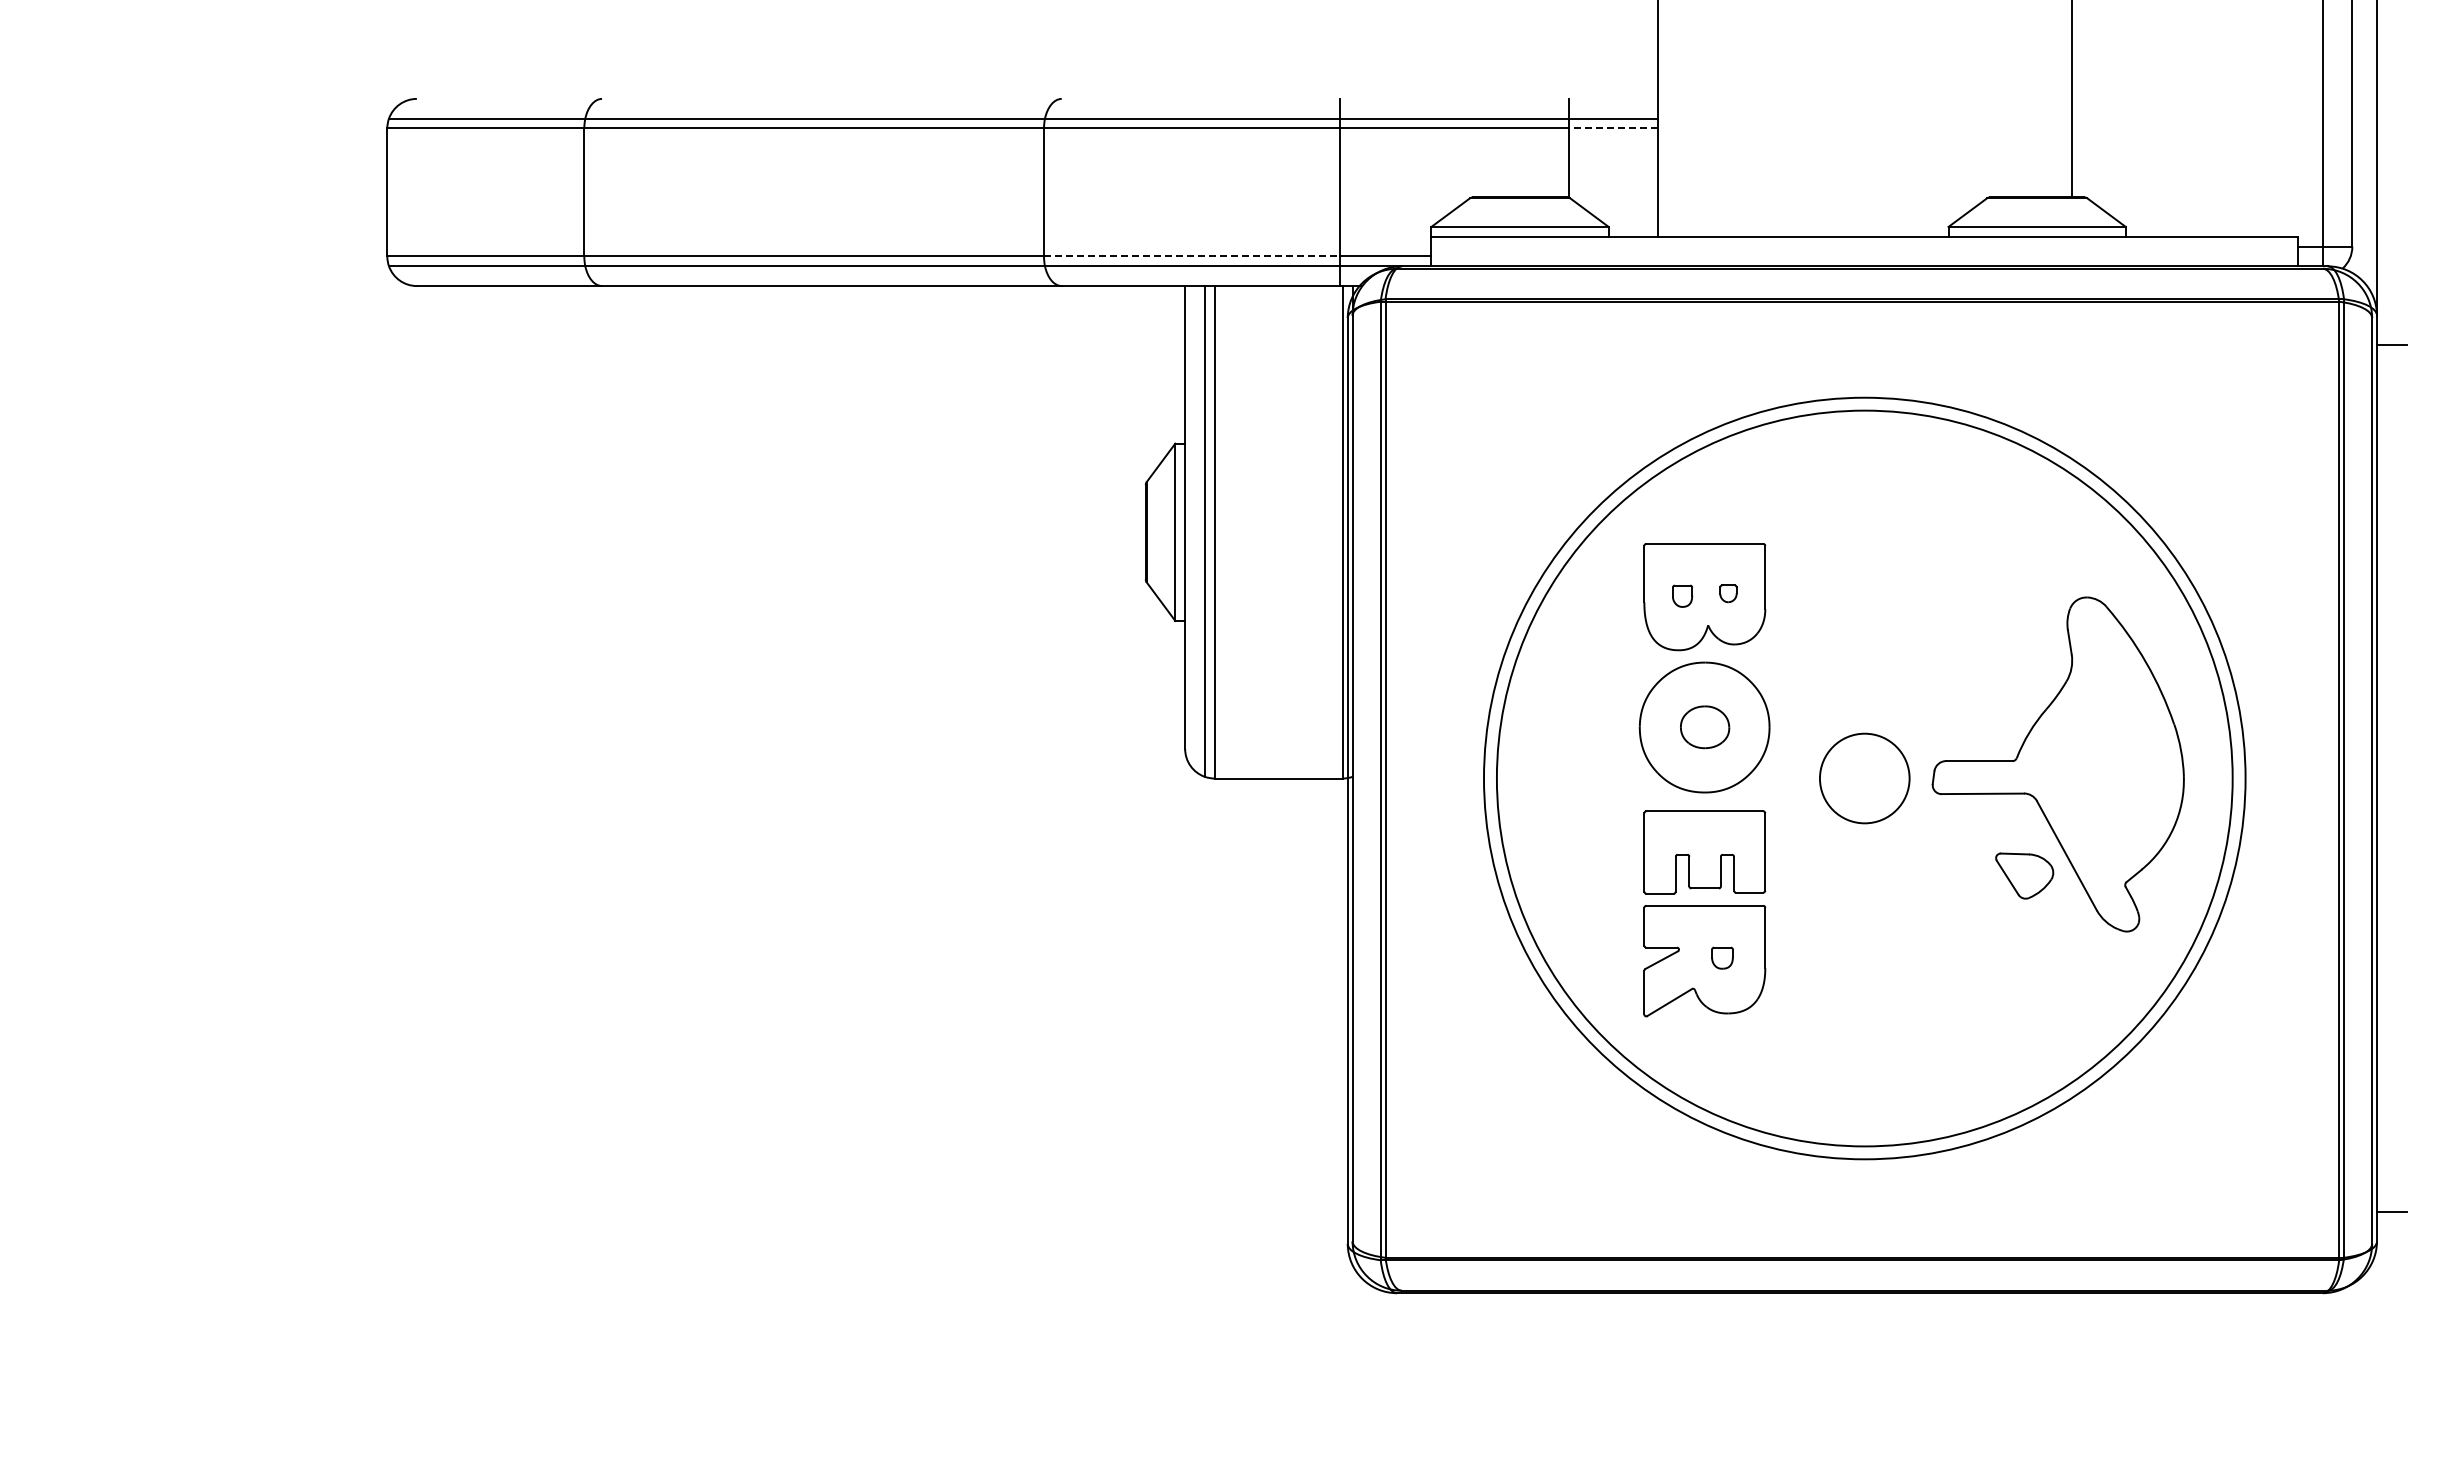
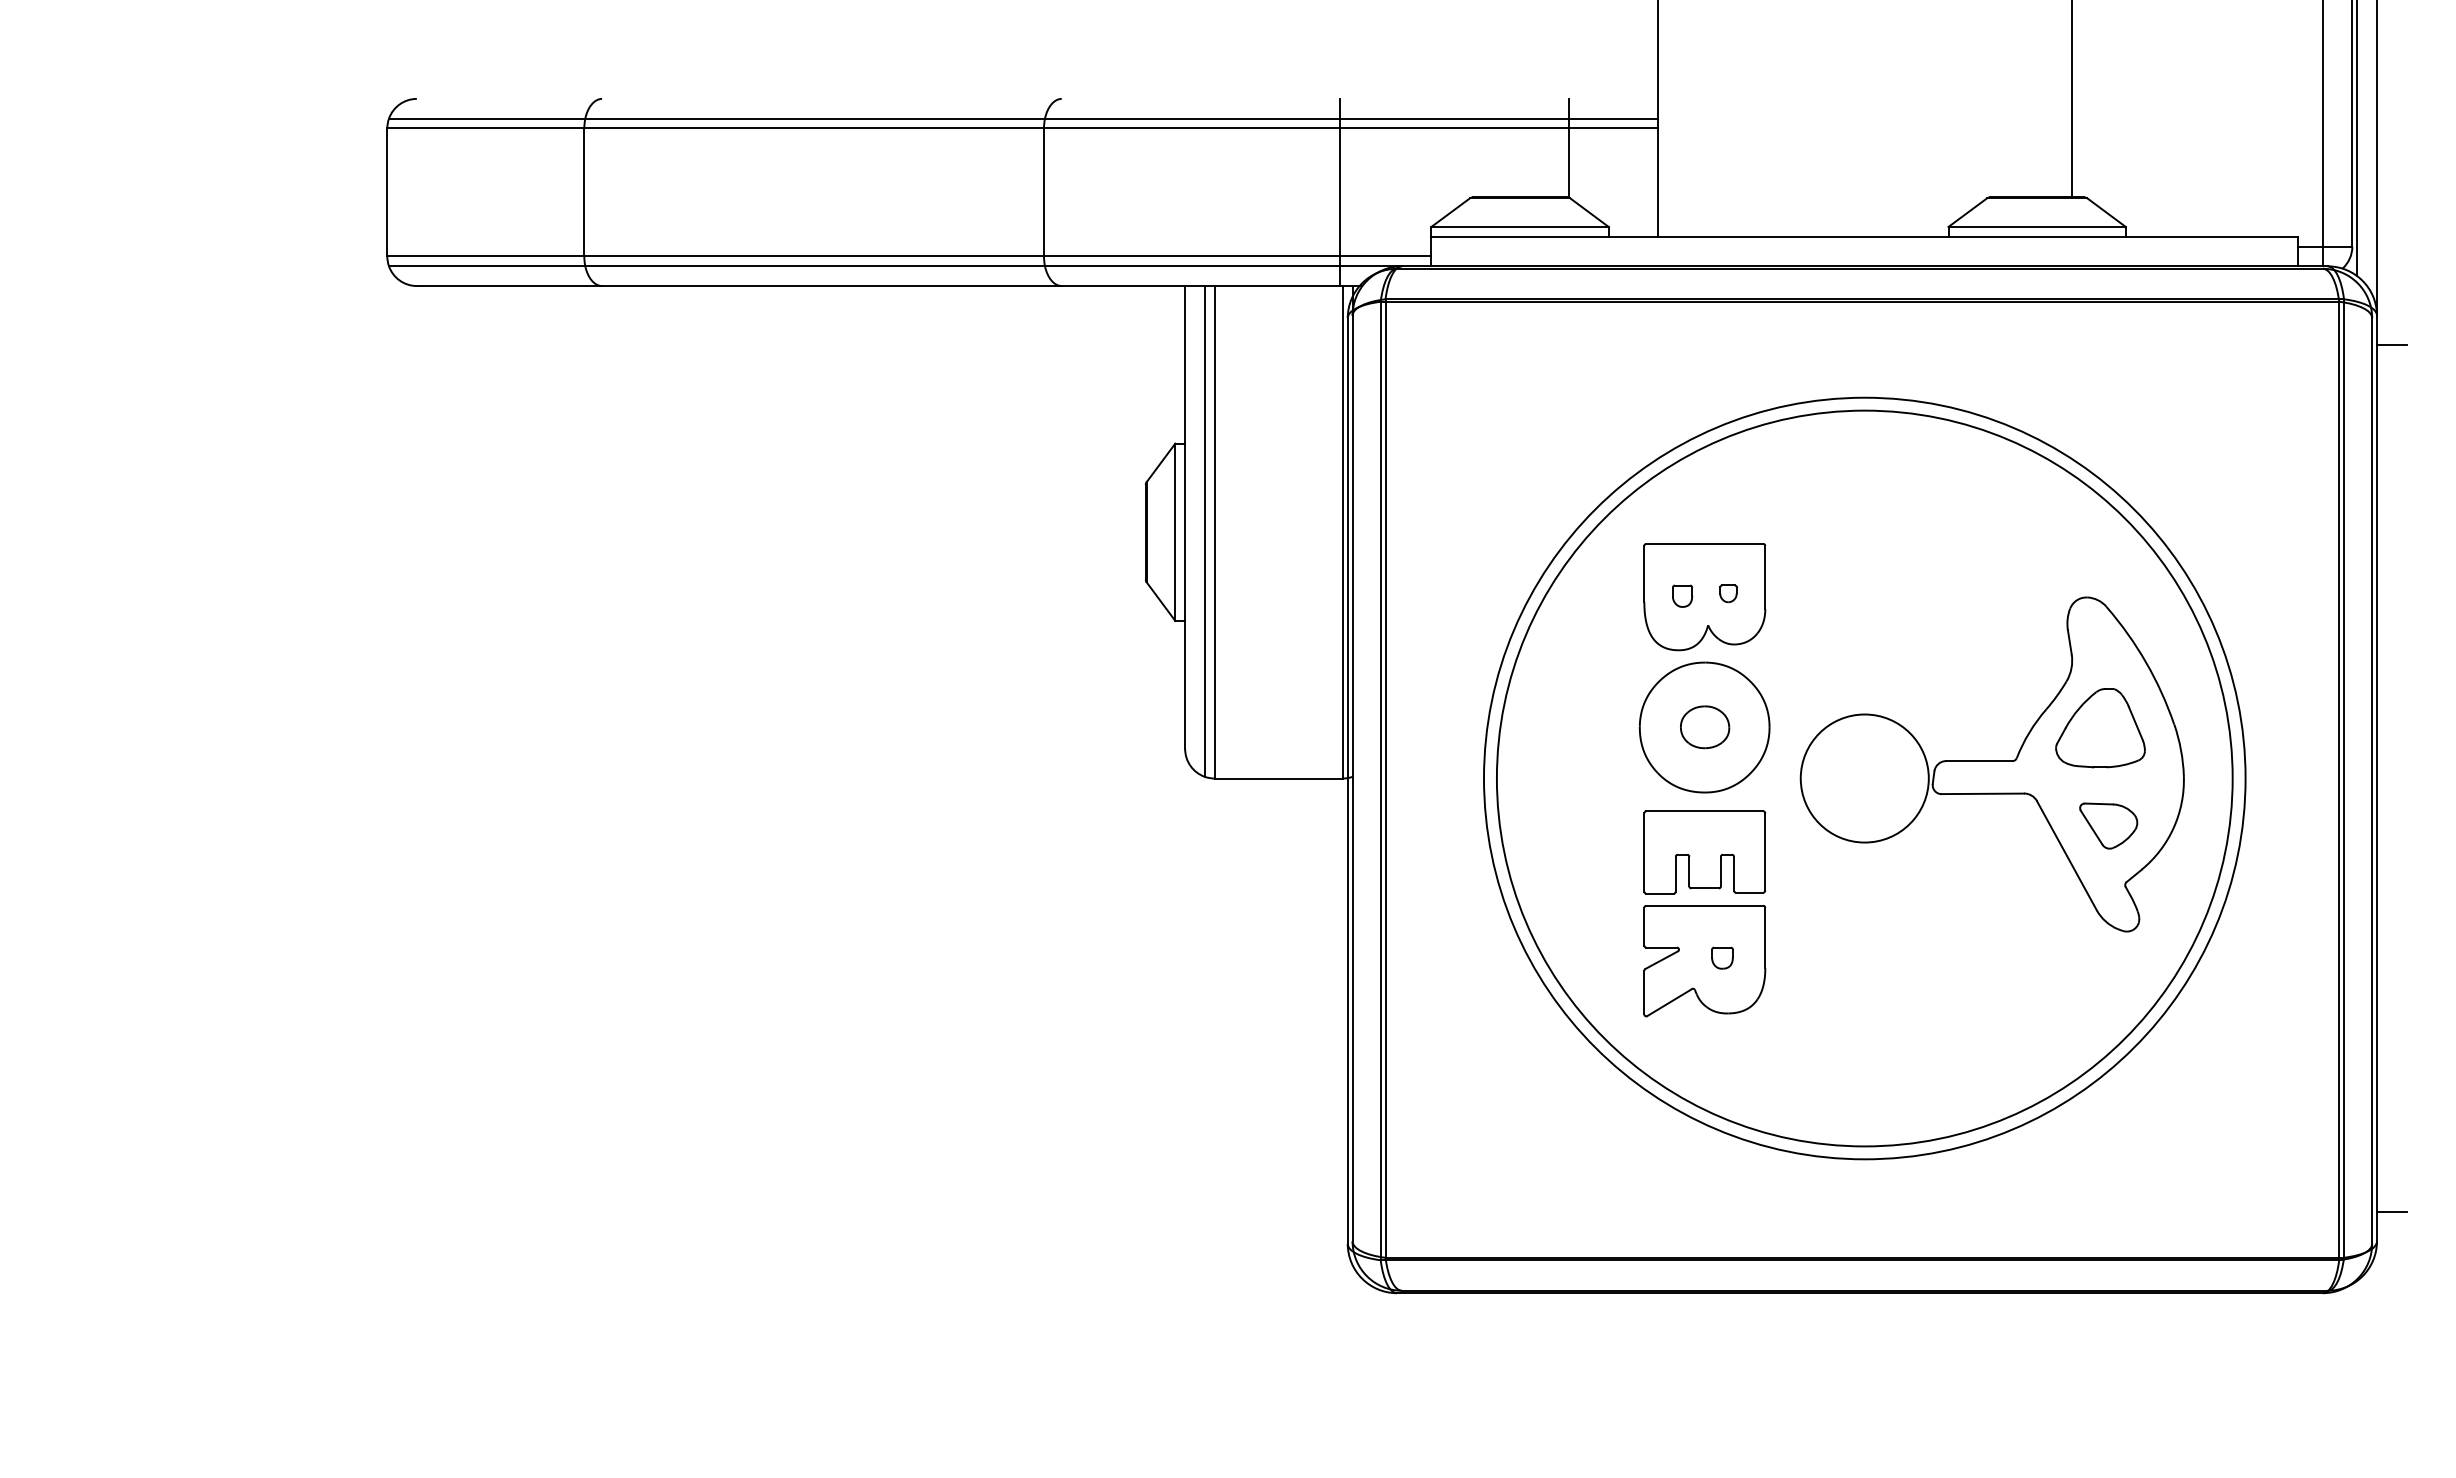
line: dashed -> solid (1613, 128)
line: none -> present (2357, 139)
line: dashed -> solid (1191, 256)
part: none -> present (2100, 728)
circle diameter: 90 px -> 128 px (1864, 778)
part position: (2024, 875) -> (2108, 825) (2108, 825)
